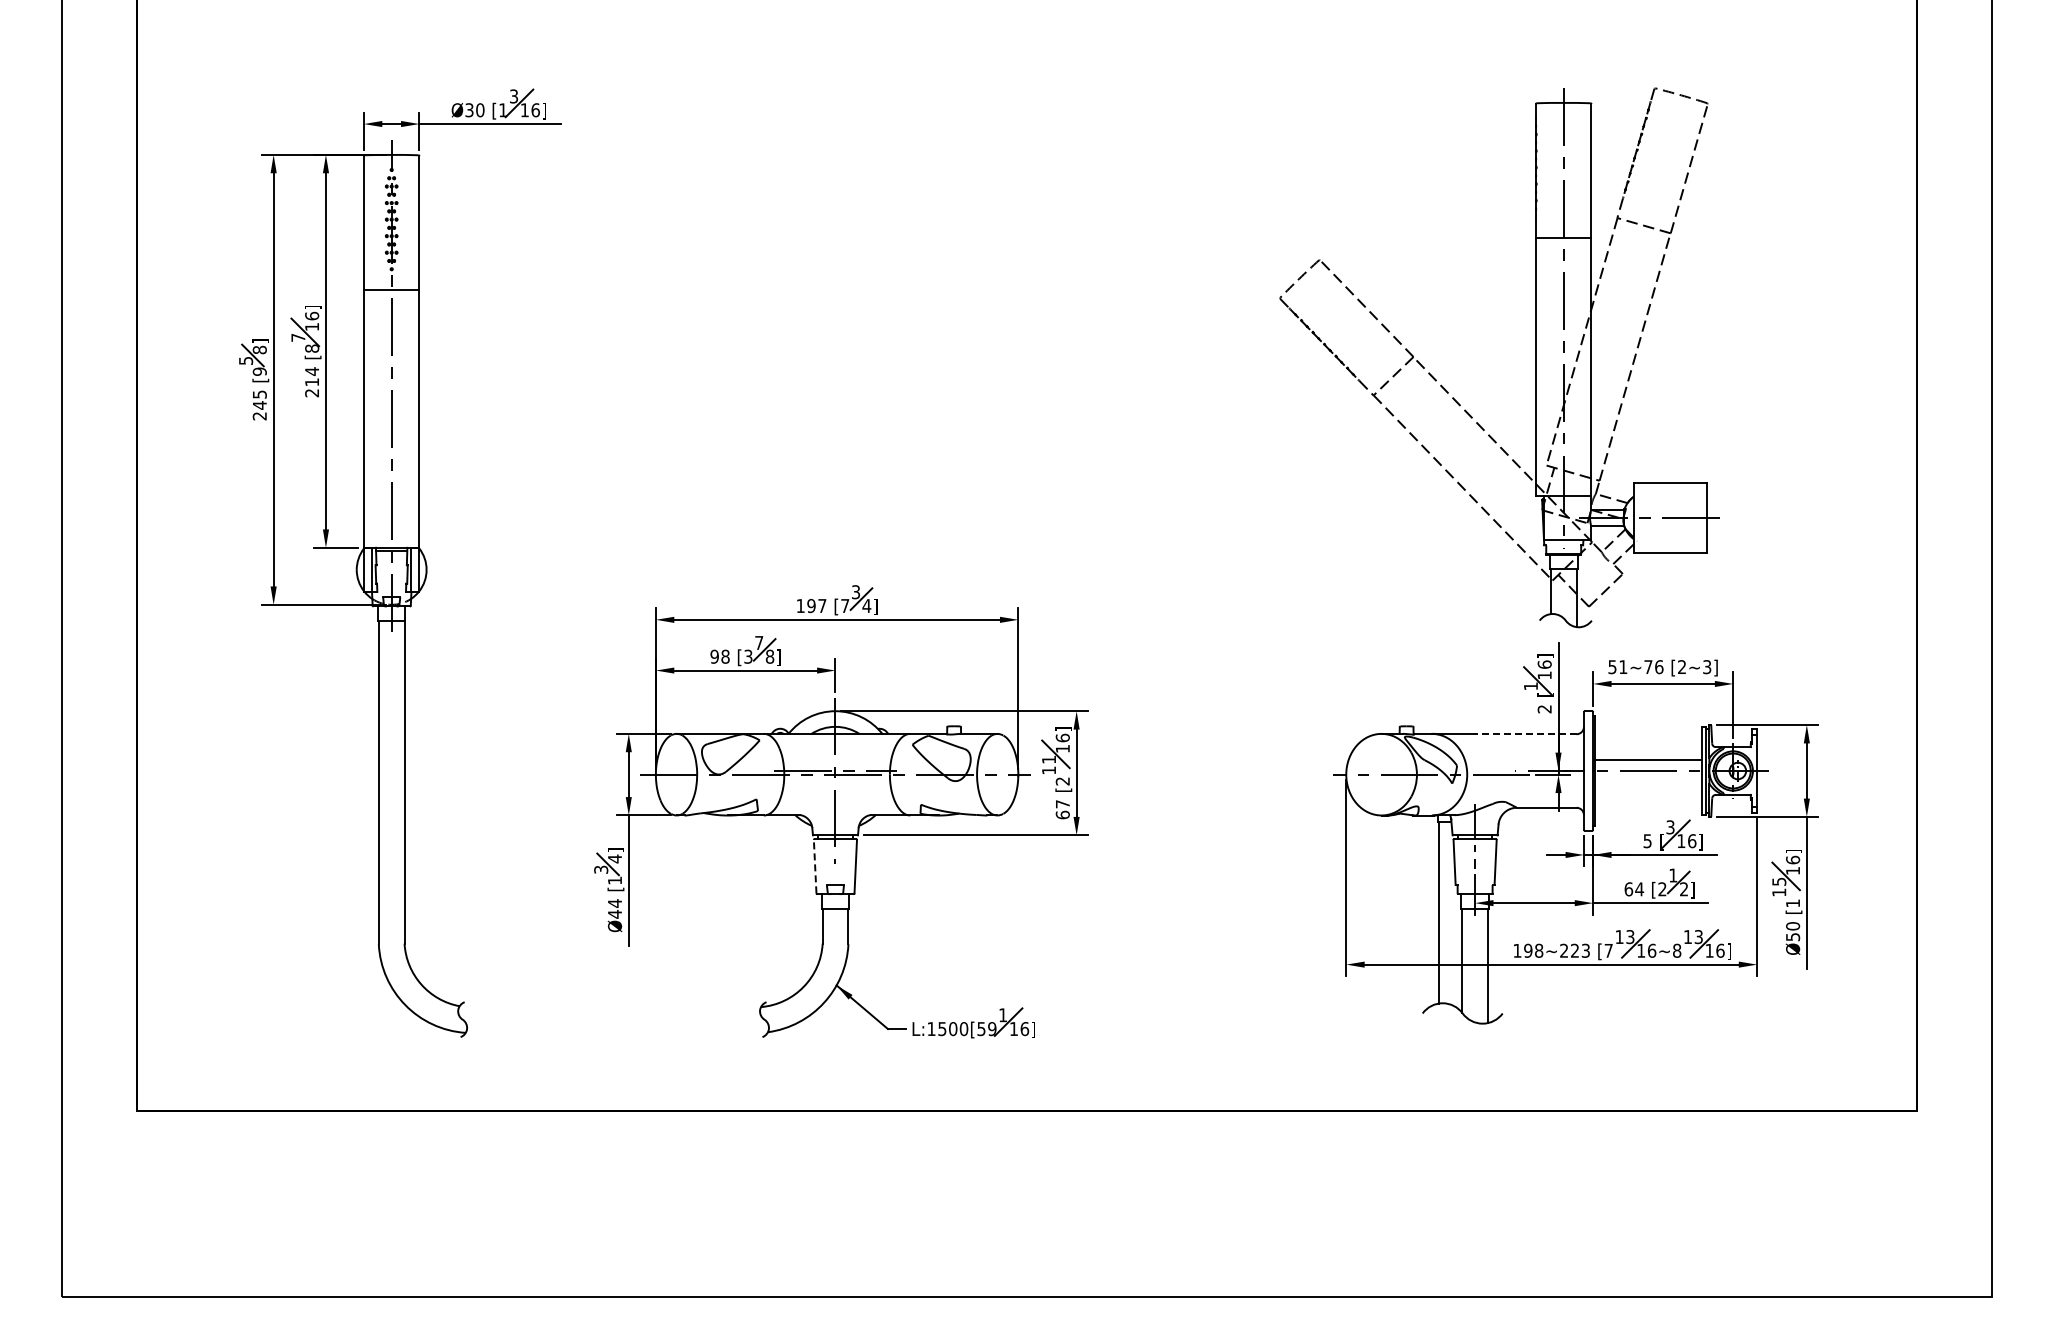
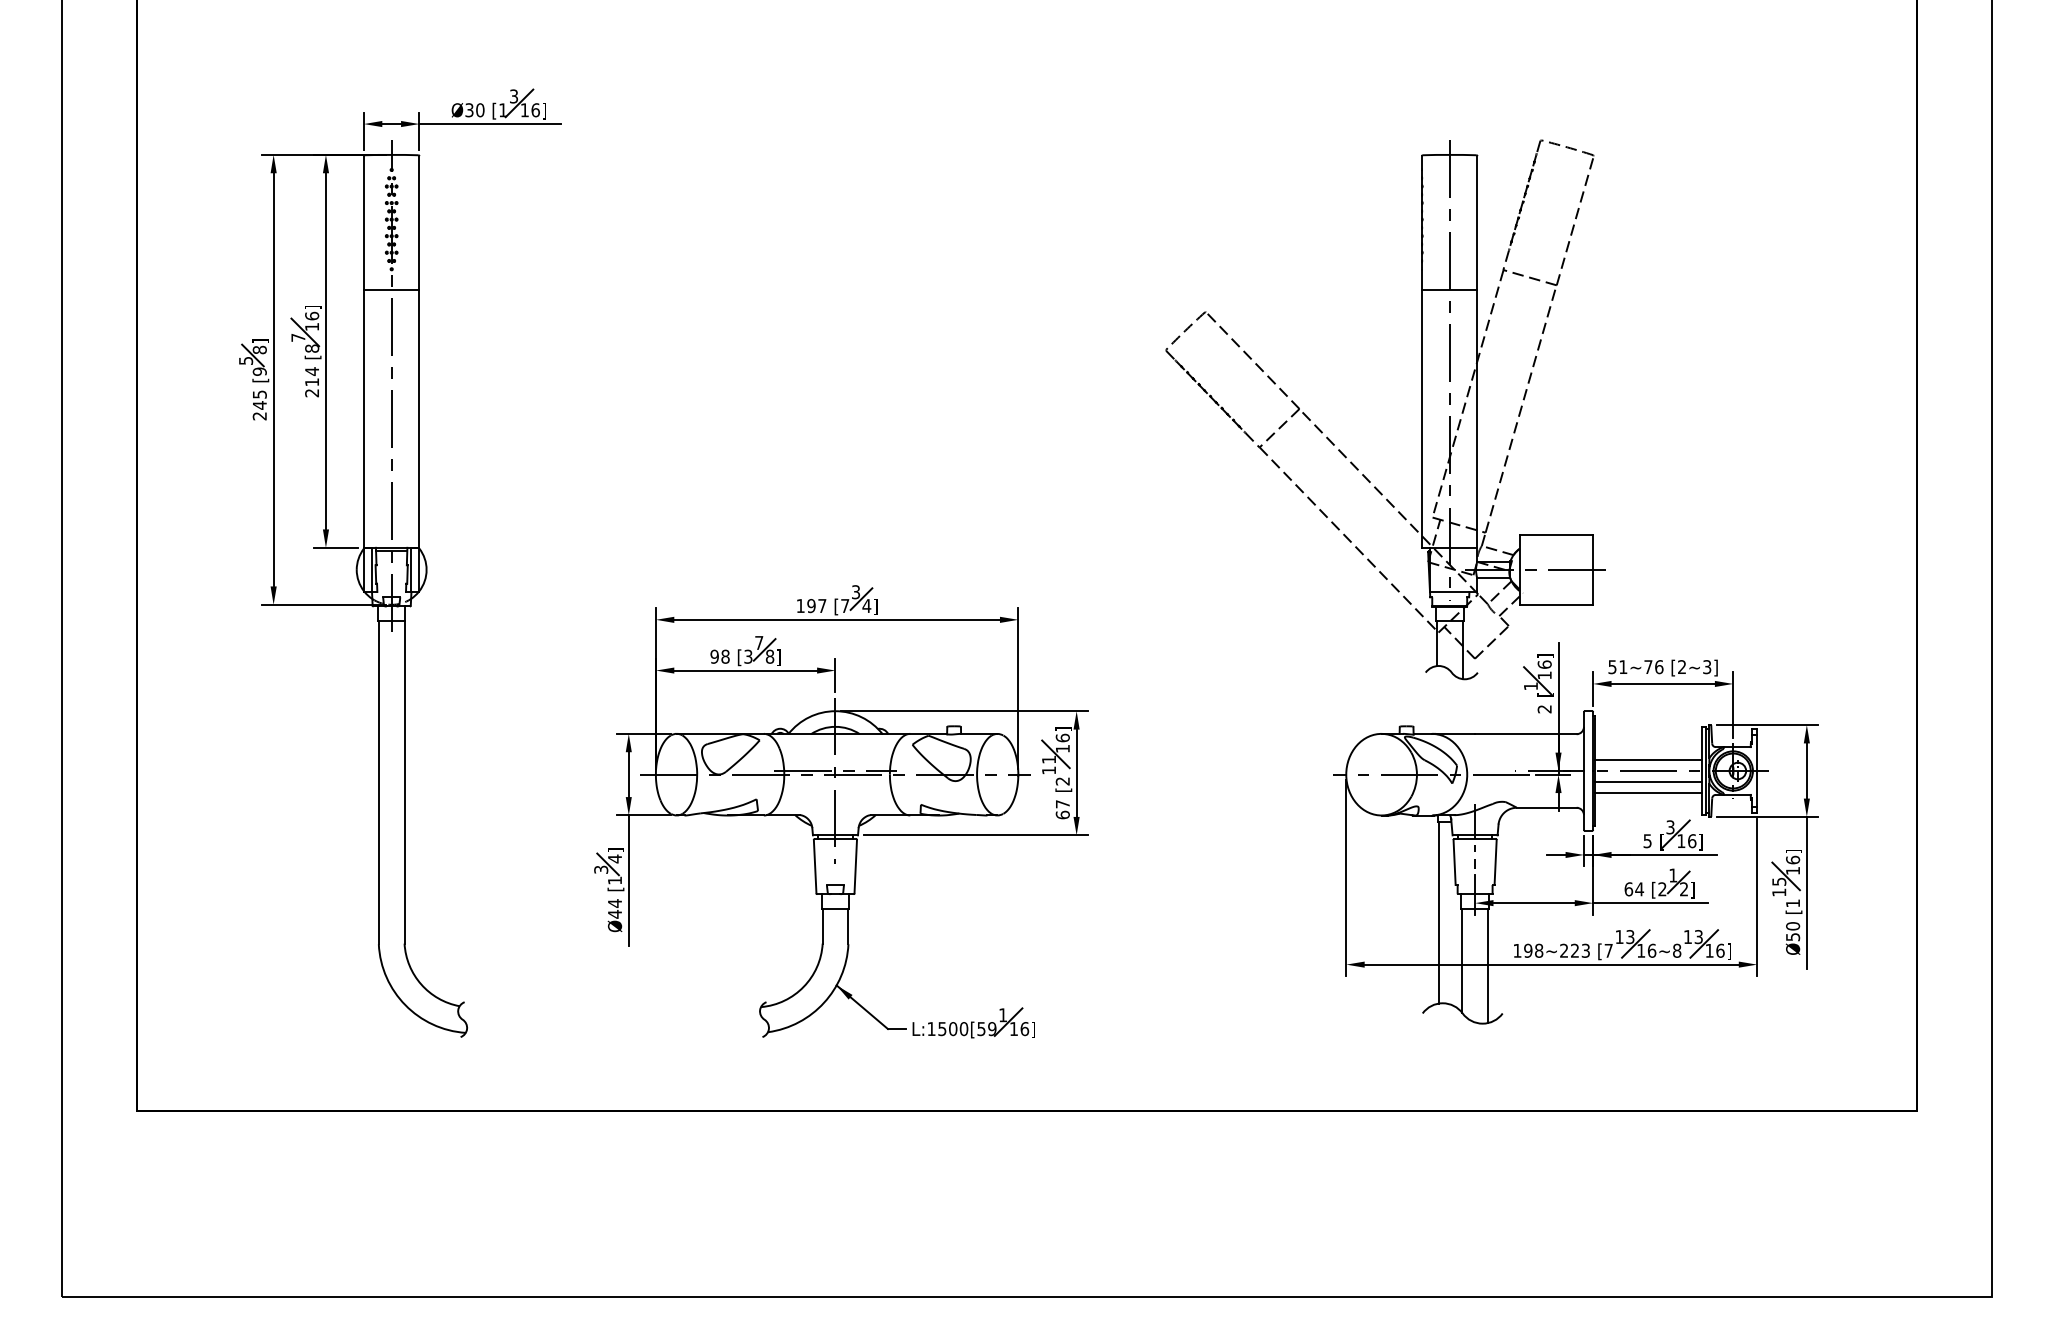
part position: (1535, 357) -> (1421, 409) (1421, 409)
line: dashed -> solid (1525, 734)
line: none -> present (1648, 782)
line: none -> present (1648, 793)
line: dashed -> solid (815, 866)
